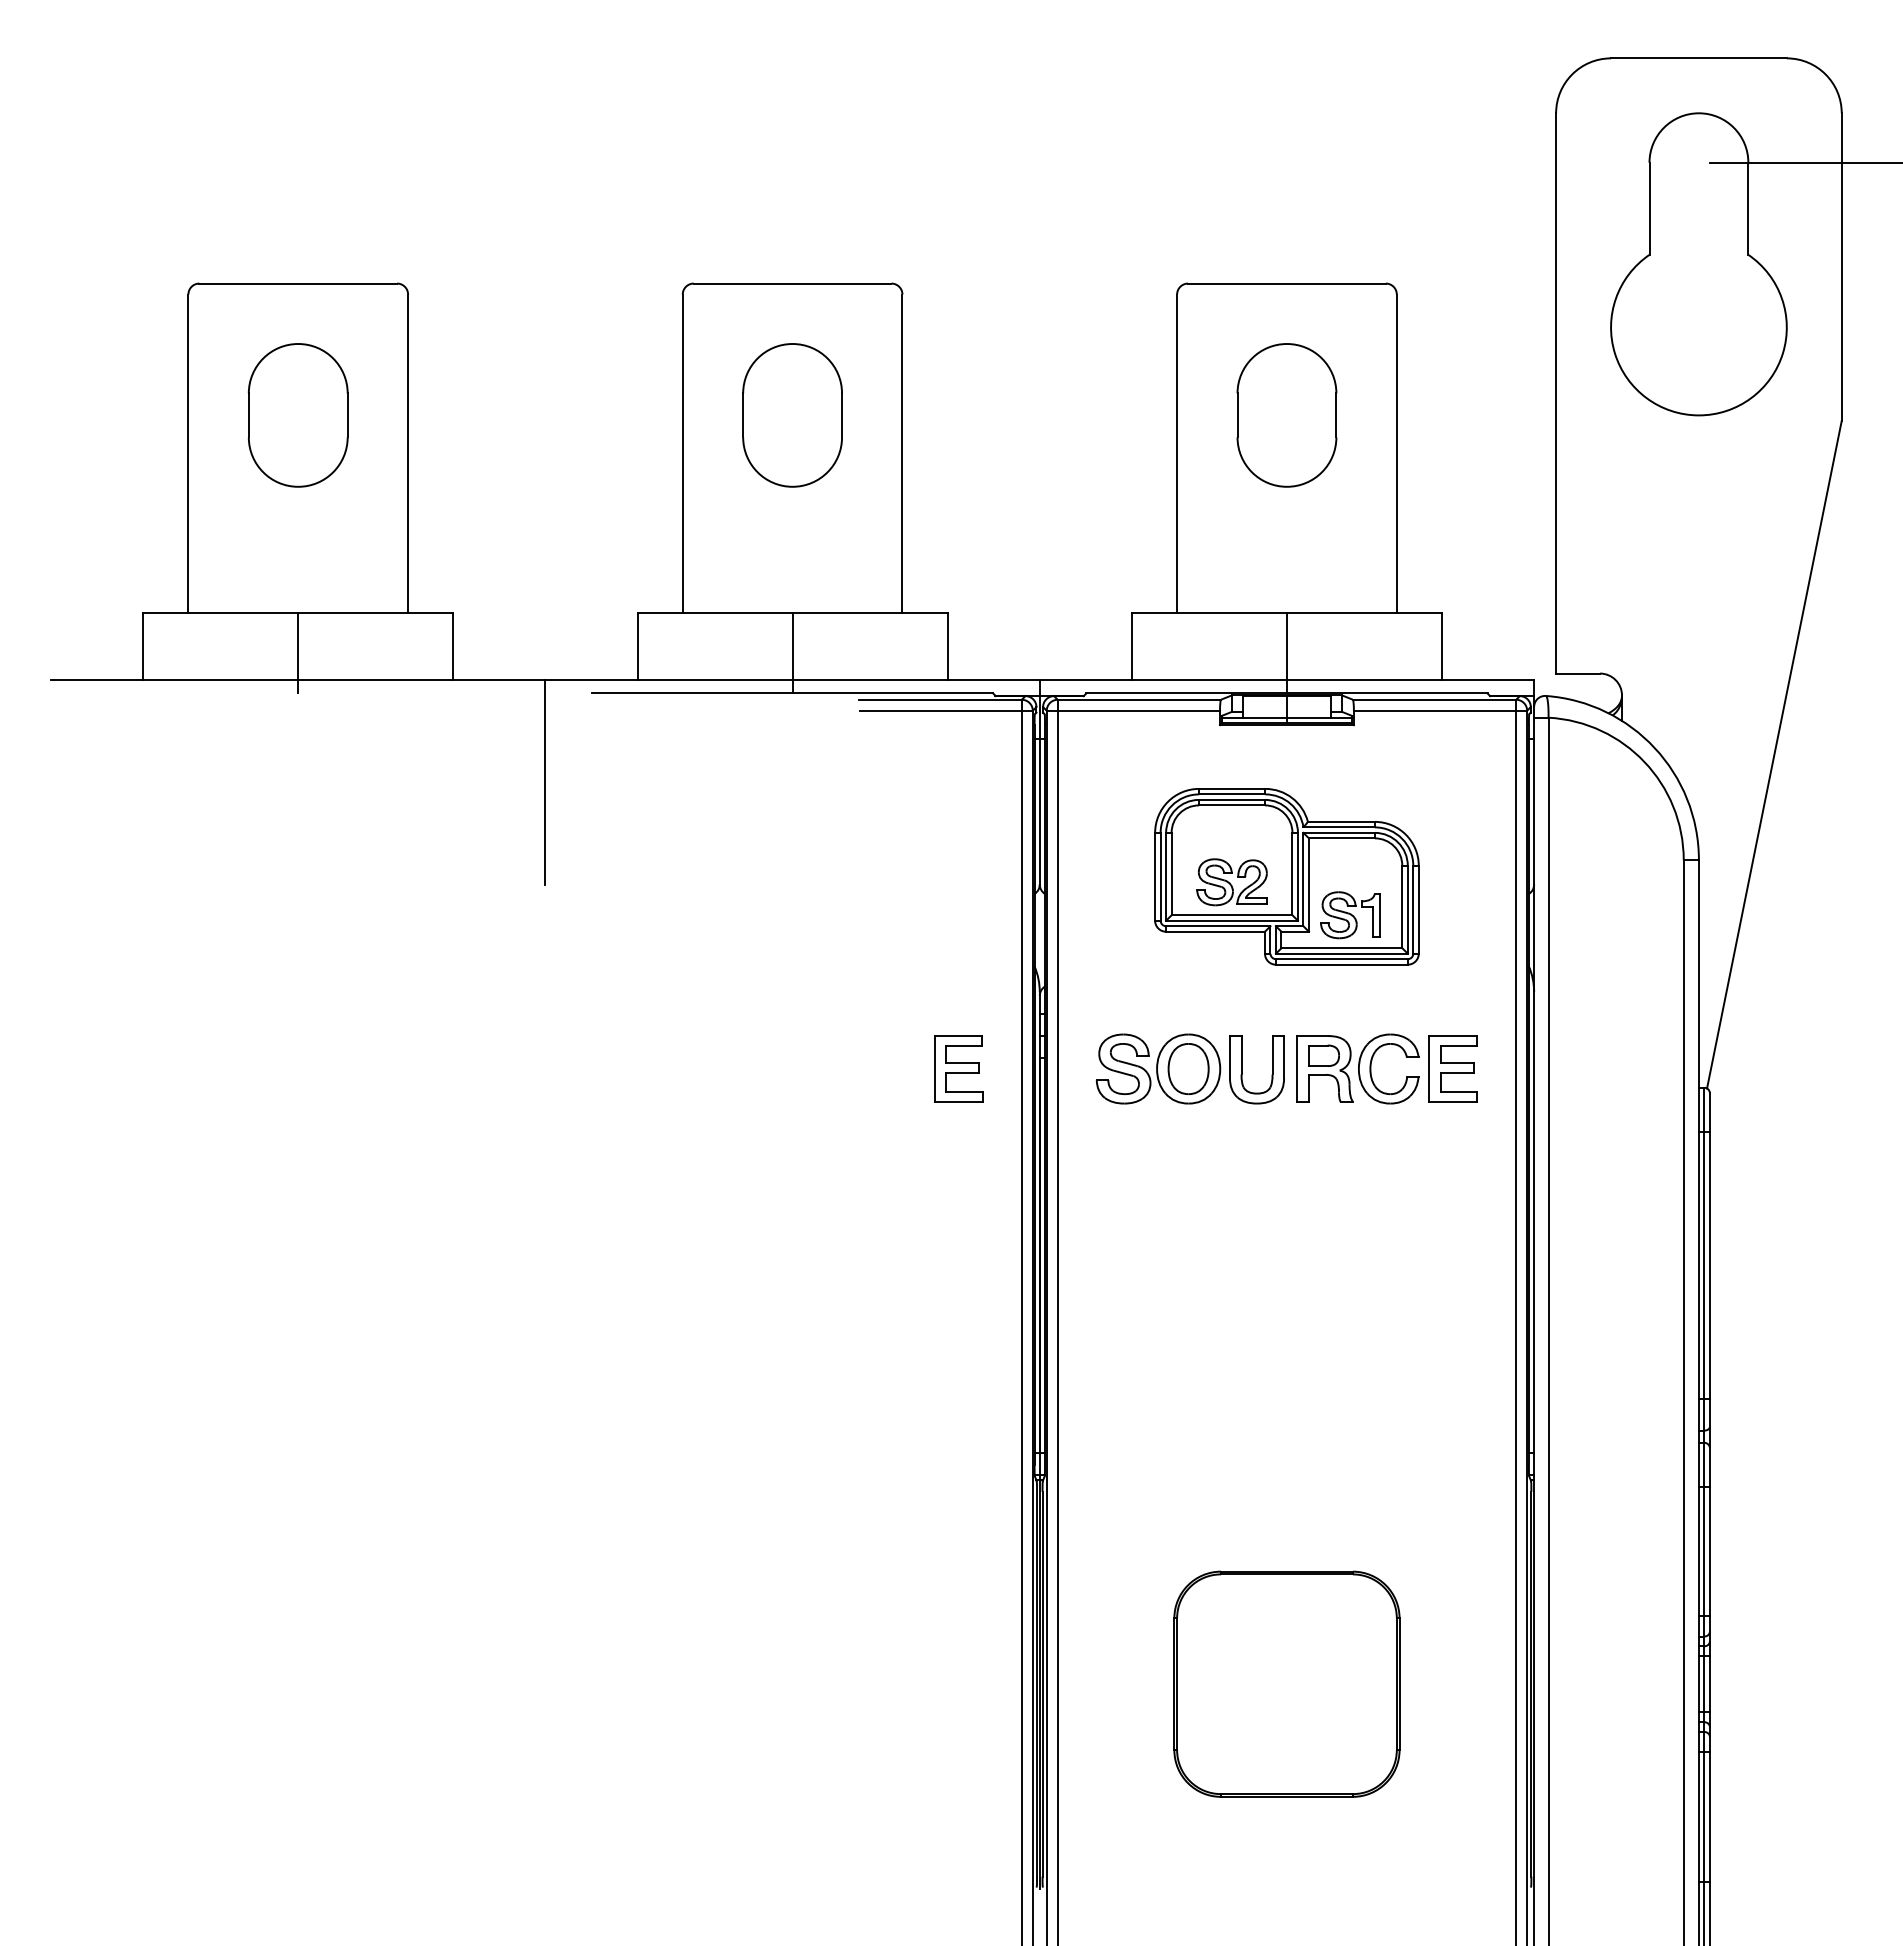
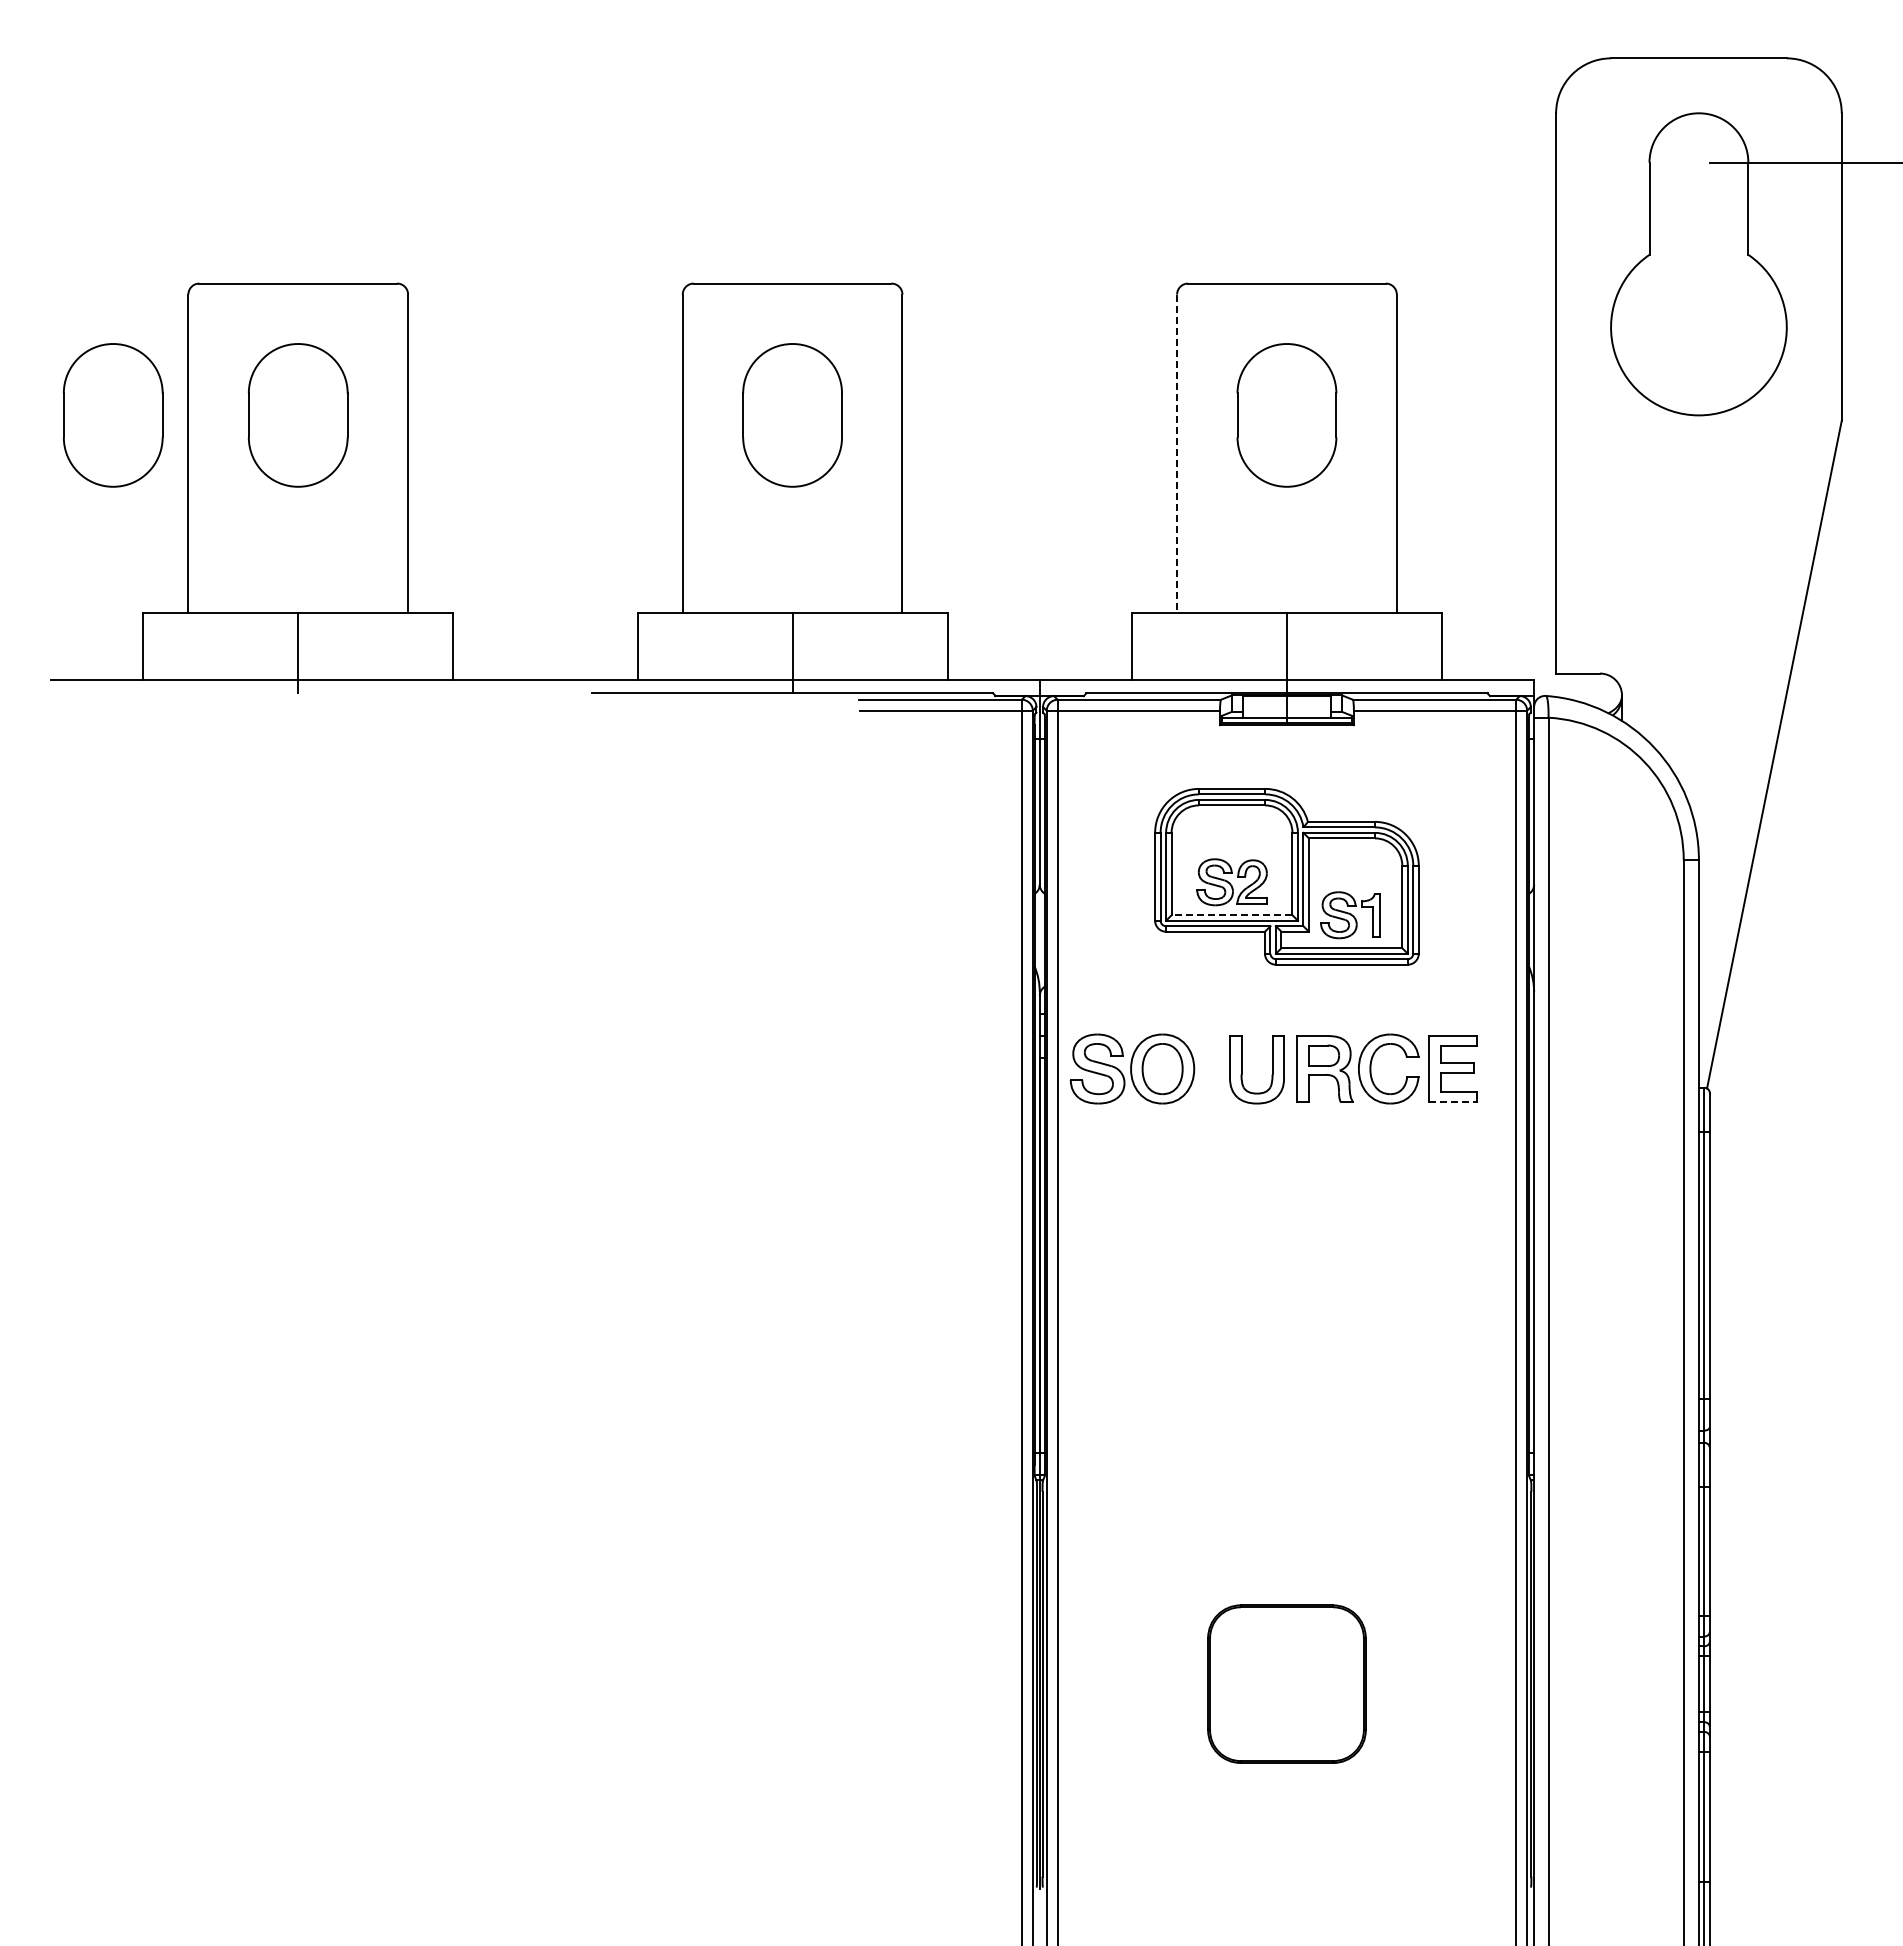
part: none -> present (112, 415)
line: solid -> dashed (1177, 454)
line: present -> none (545, 782)
line: solid -> dashed (1231, 915)
part: present -> none (958, 1068)
part position: (1158, 1068) -> (1132, 1068) (1132, 1068)
line: solid -> dashed (1453, 1102)
part size: 228x228 px -> 160x160 px (1286, 1683)
